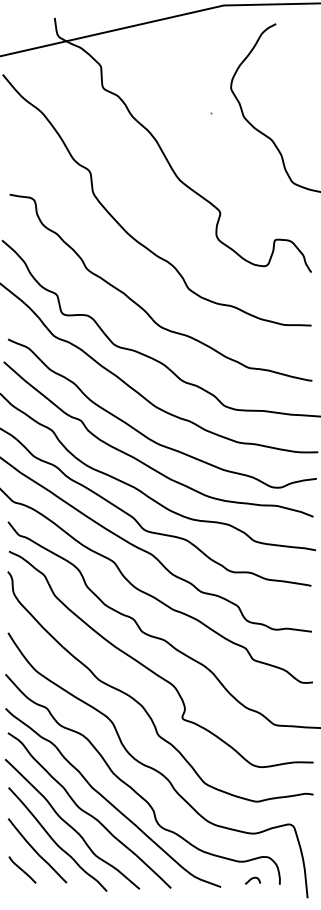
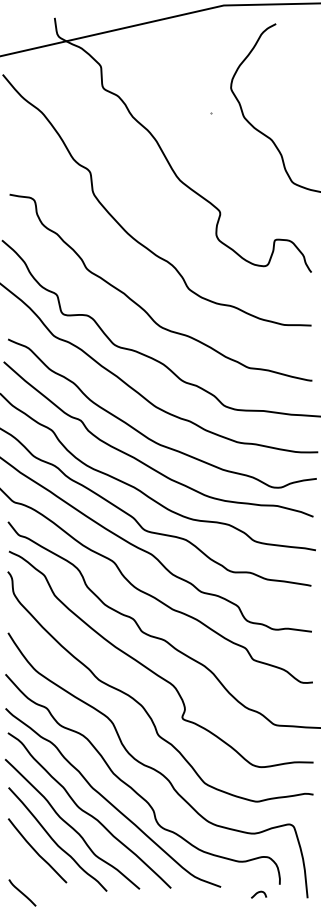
line position: (22, 869) -> (22, 892) (22, 892)
curve position: (252, 879) -> (258, 893) (258, 893)
